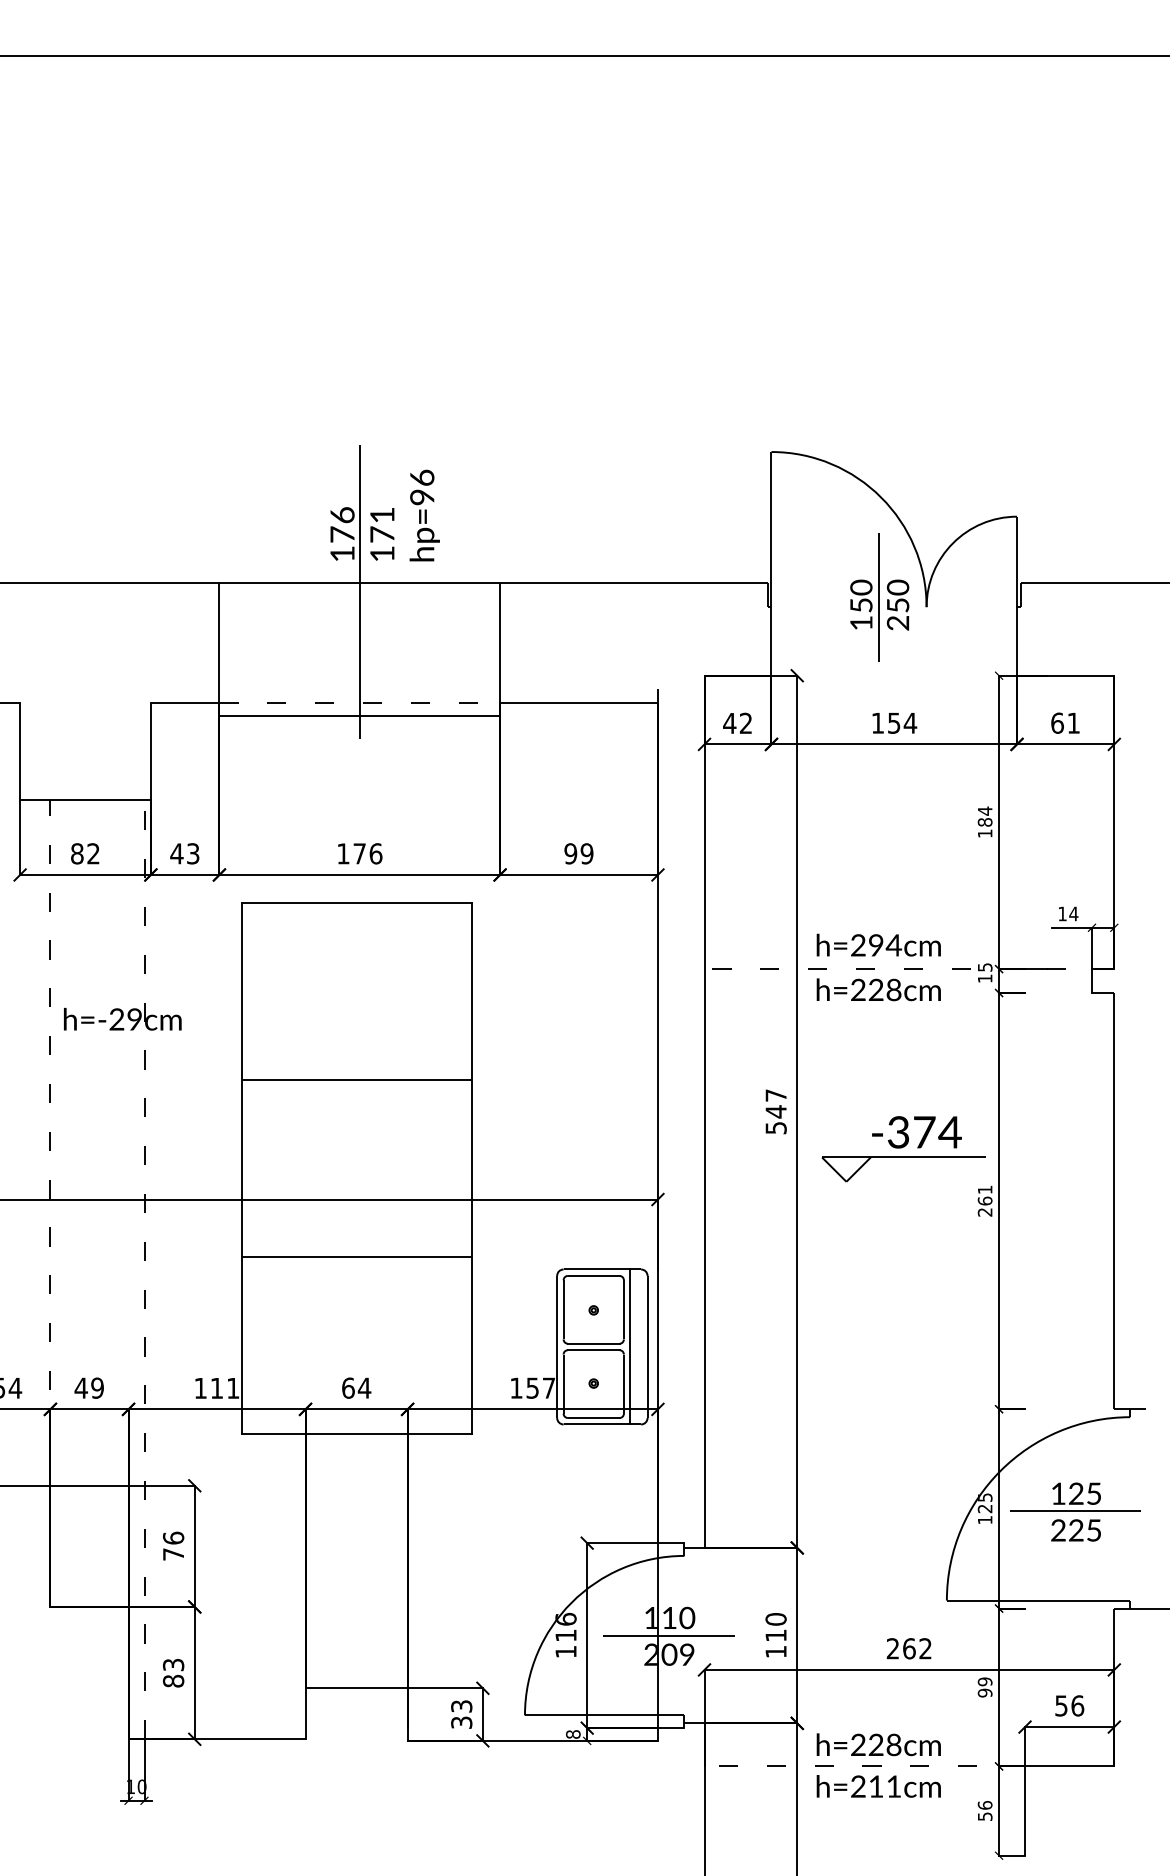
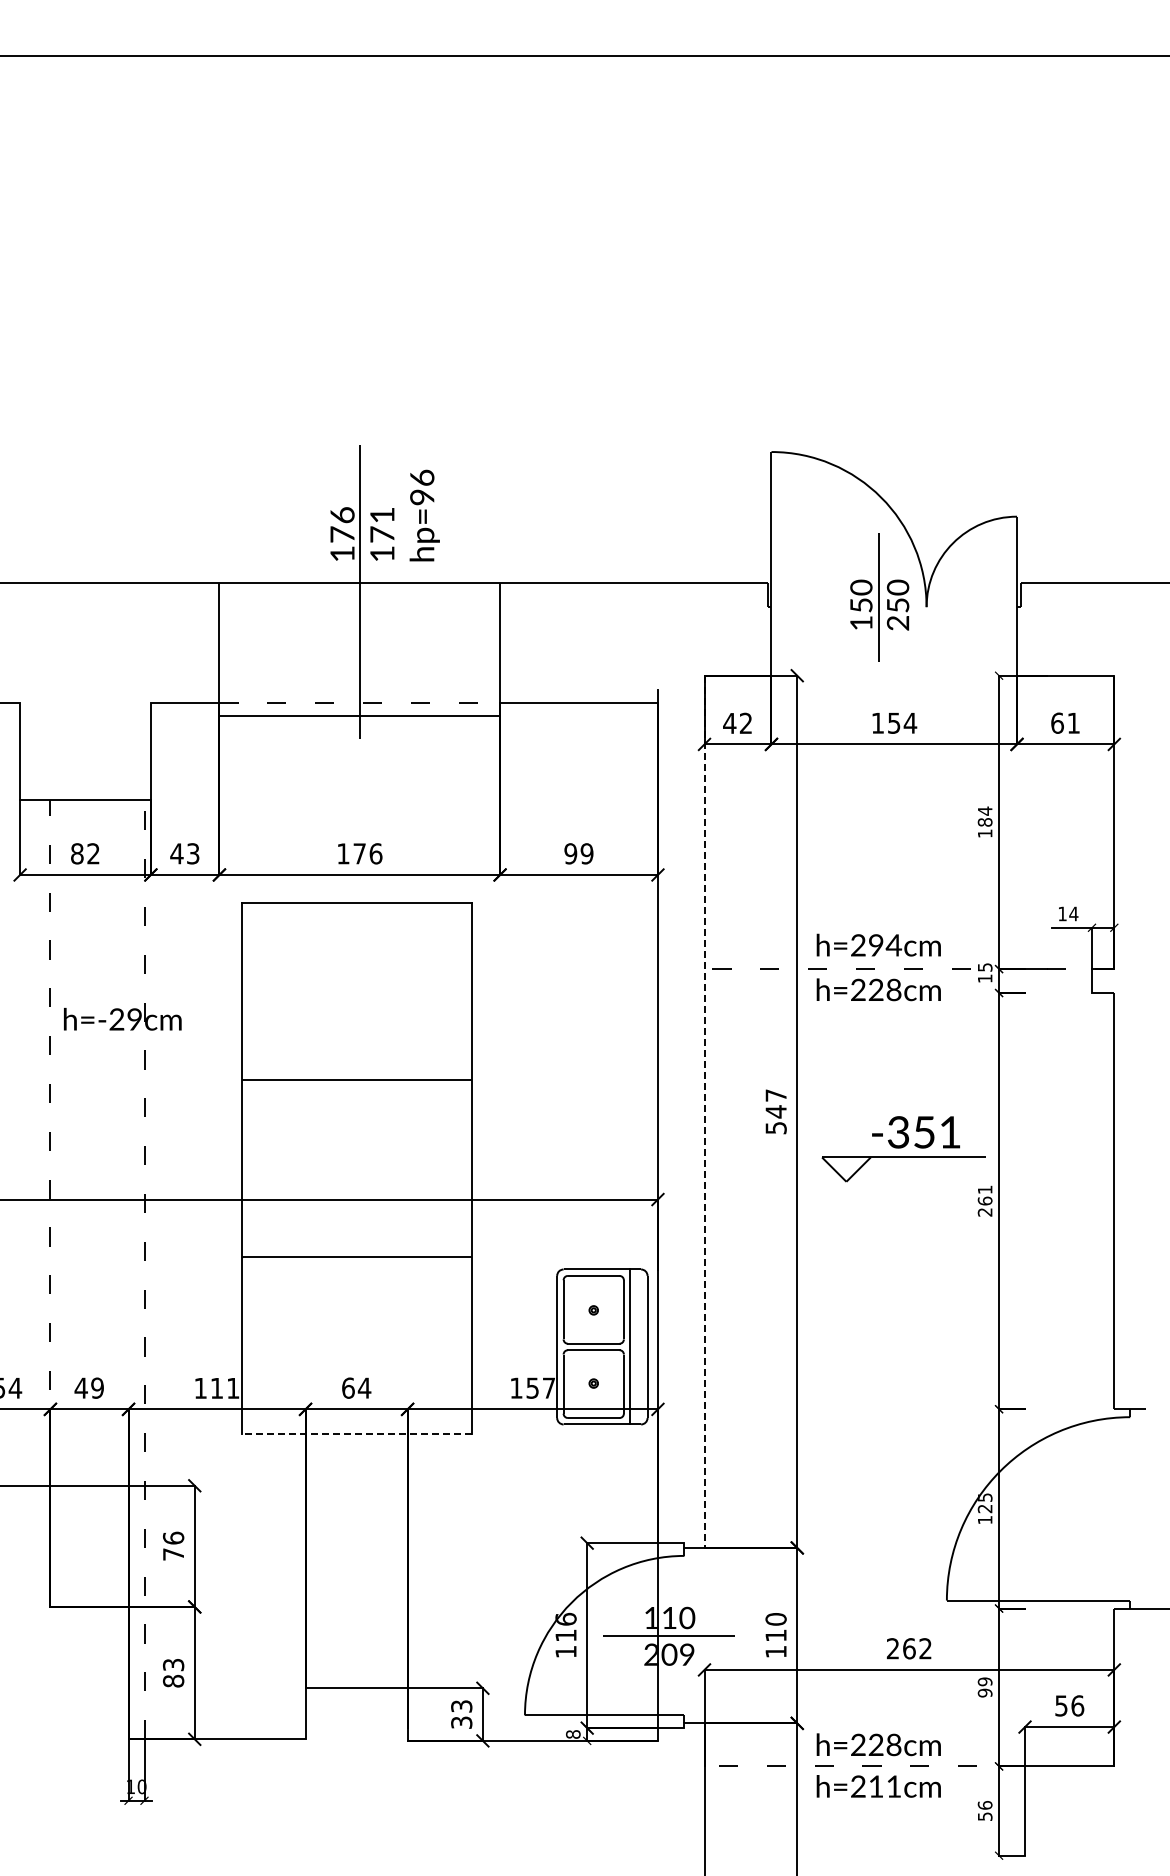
line: solid -> dashed (704, 1112)
text: -374 -> -351 (937, 1132)
line: solid -> dashed (356, 1433)
part: present -> none (1075, 1511)
